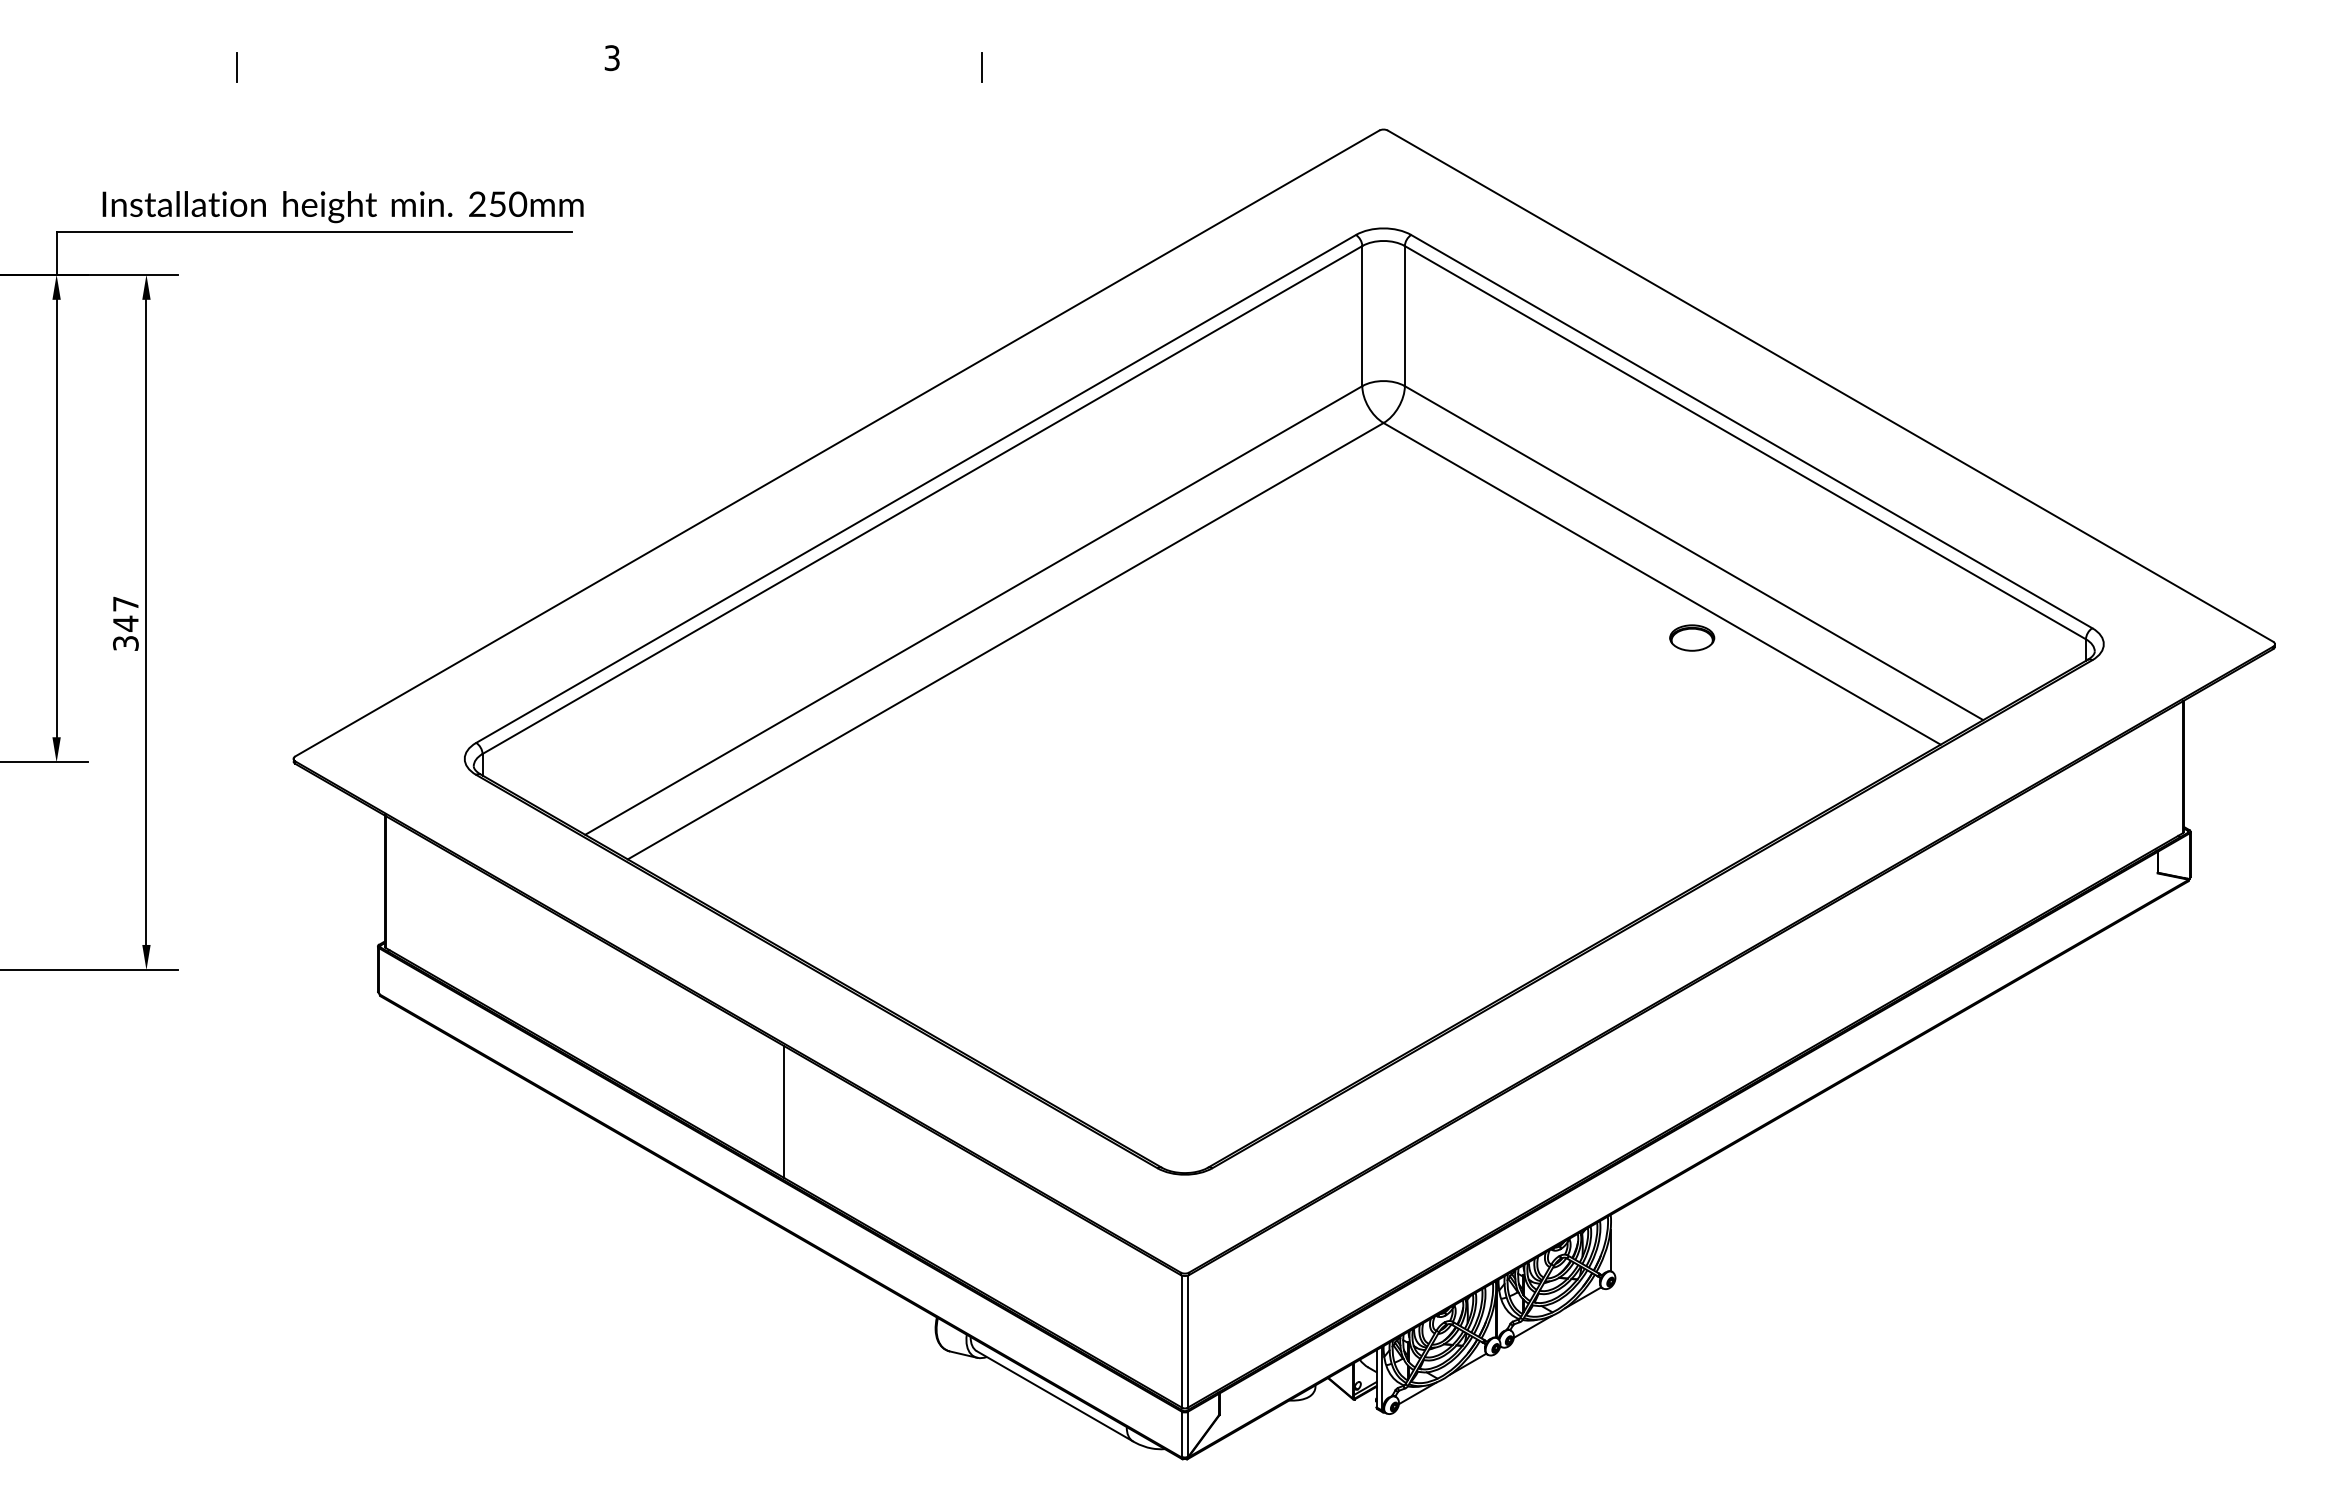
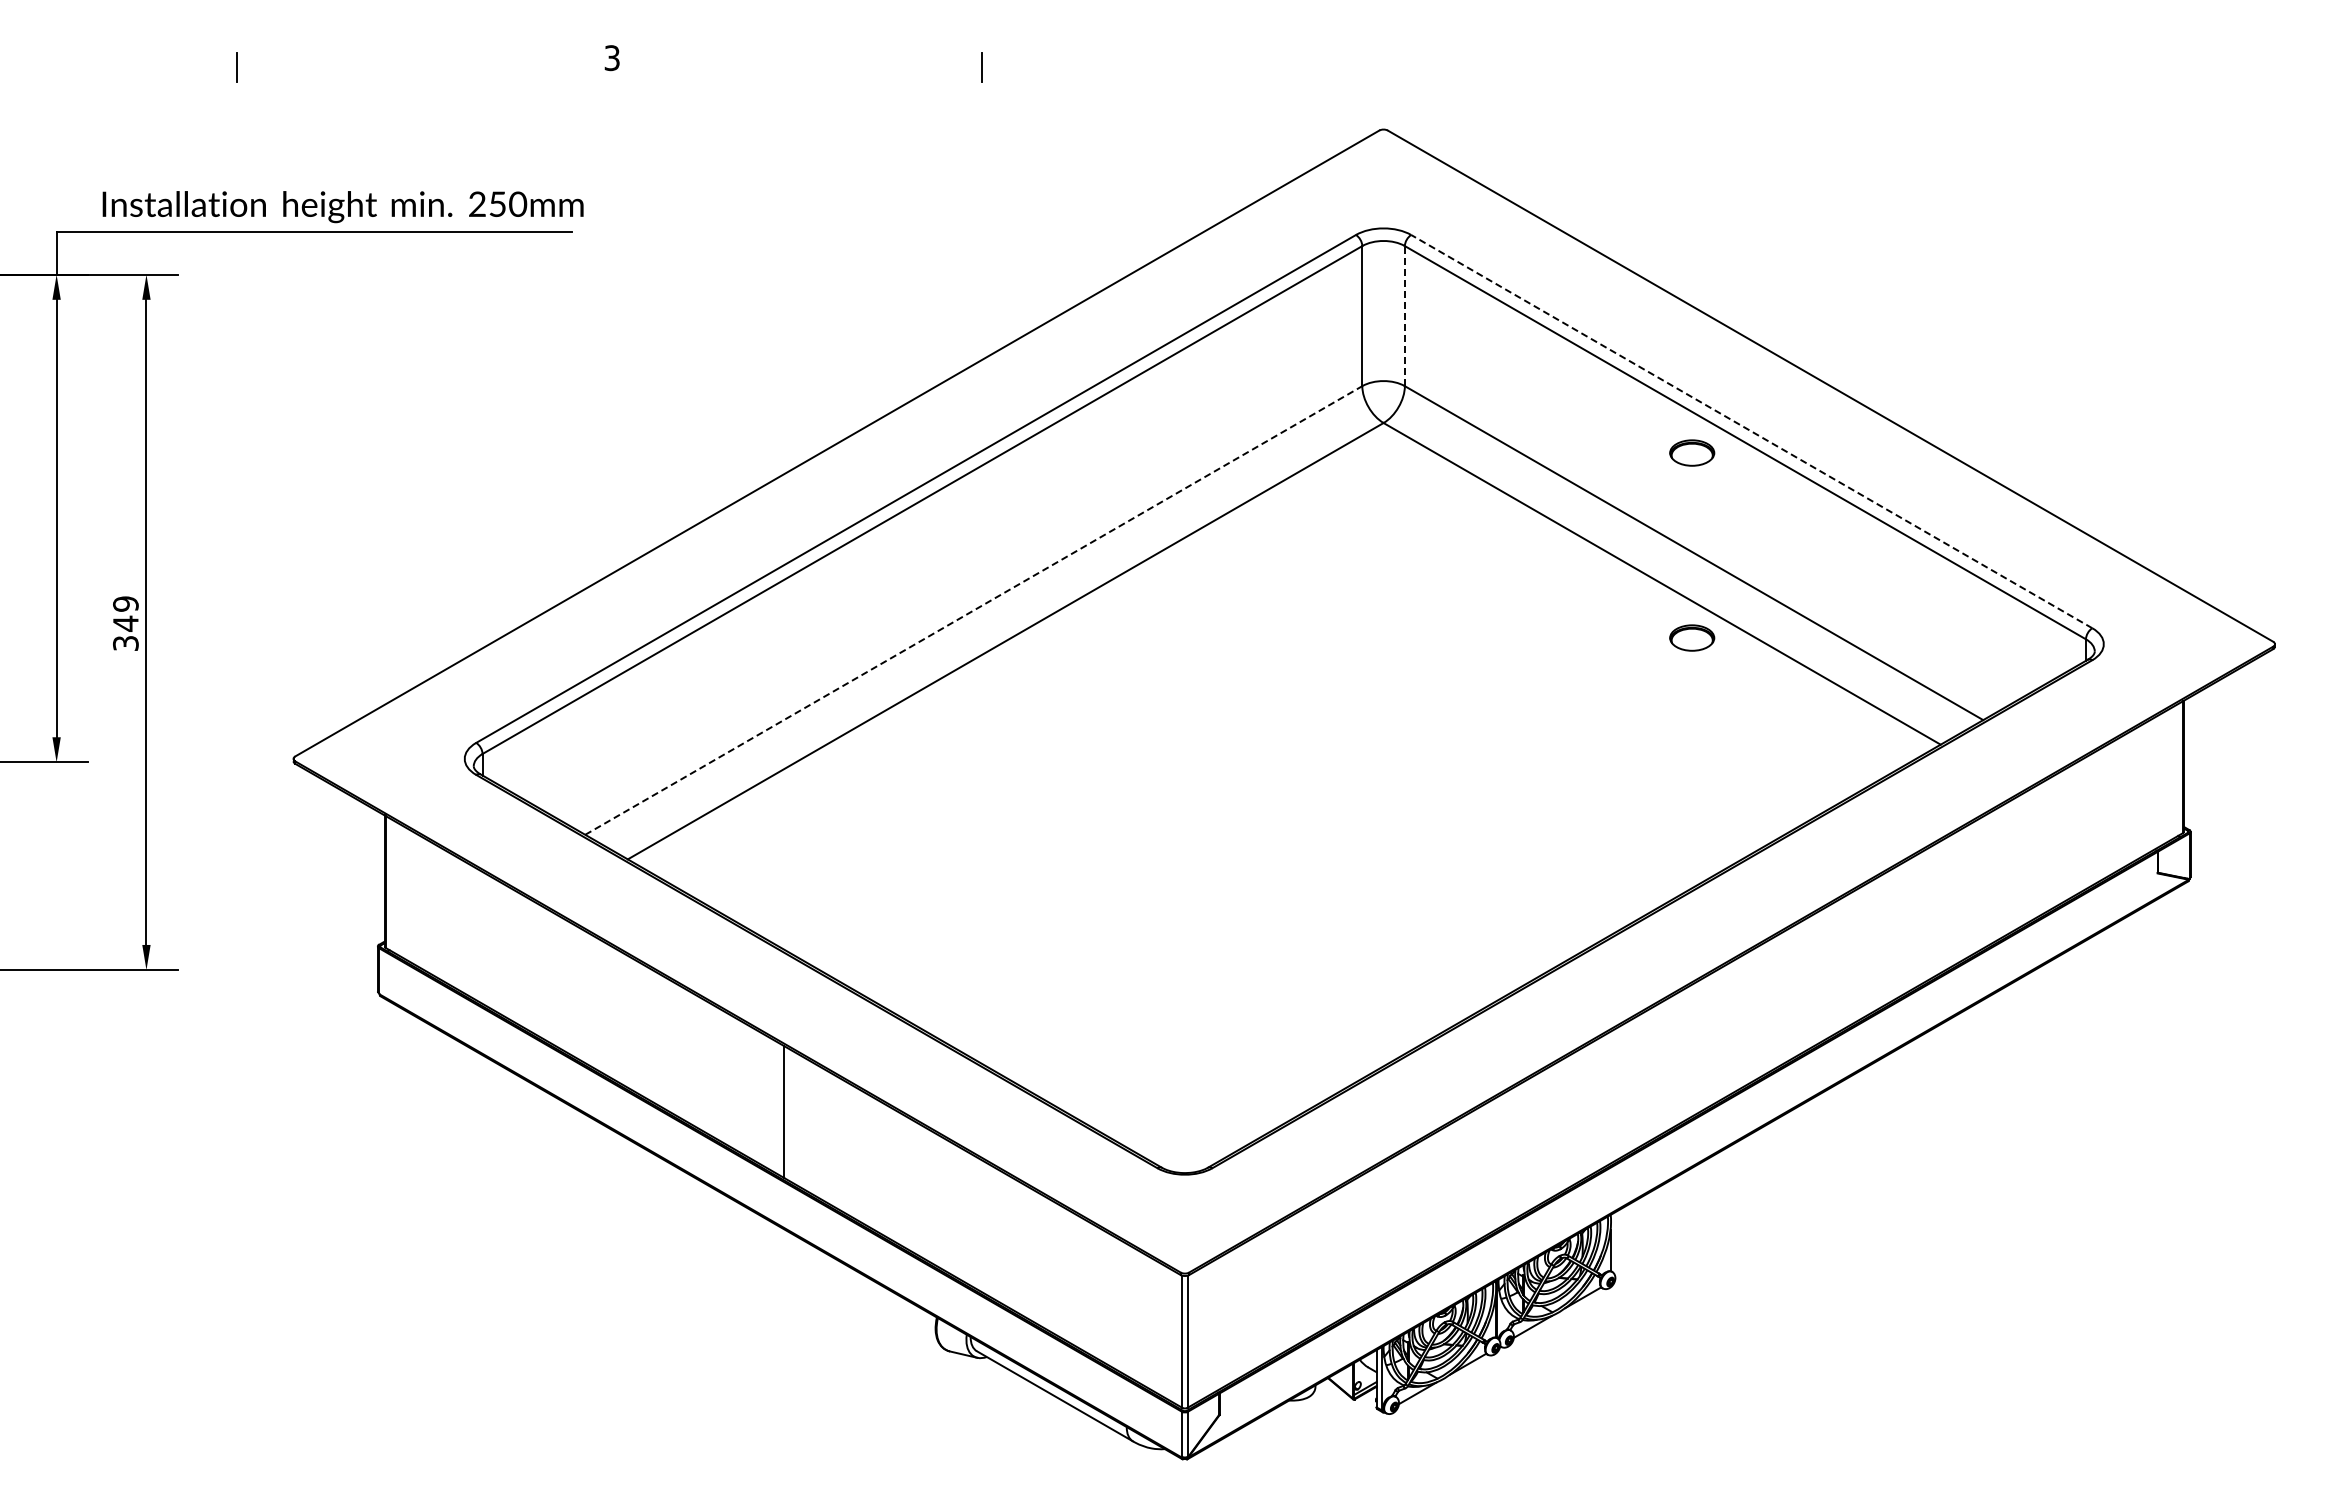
line: solid -> dashed (1404, 315)
line: solid -> dashed (1751, 431)
part: none -> present (1692, 452)
text: 347 -> 349 (125, 603)
line: solid -> dashed (973, 610)
